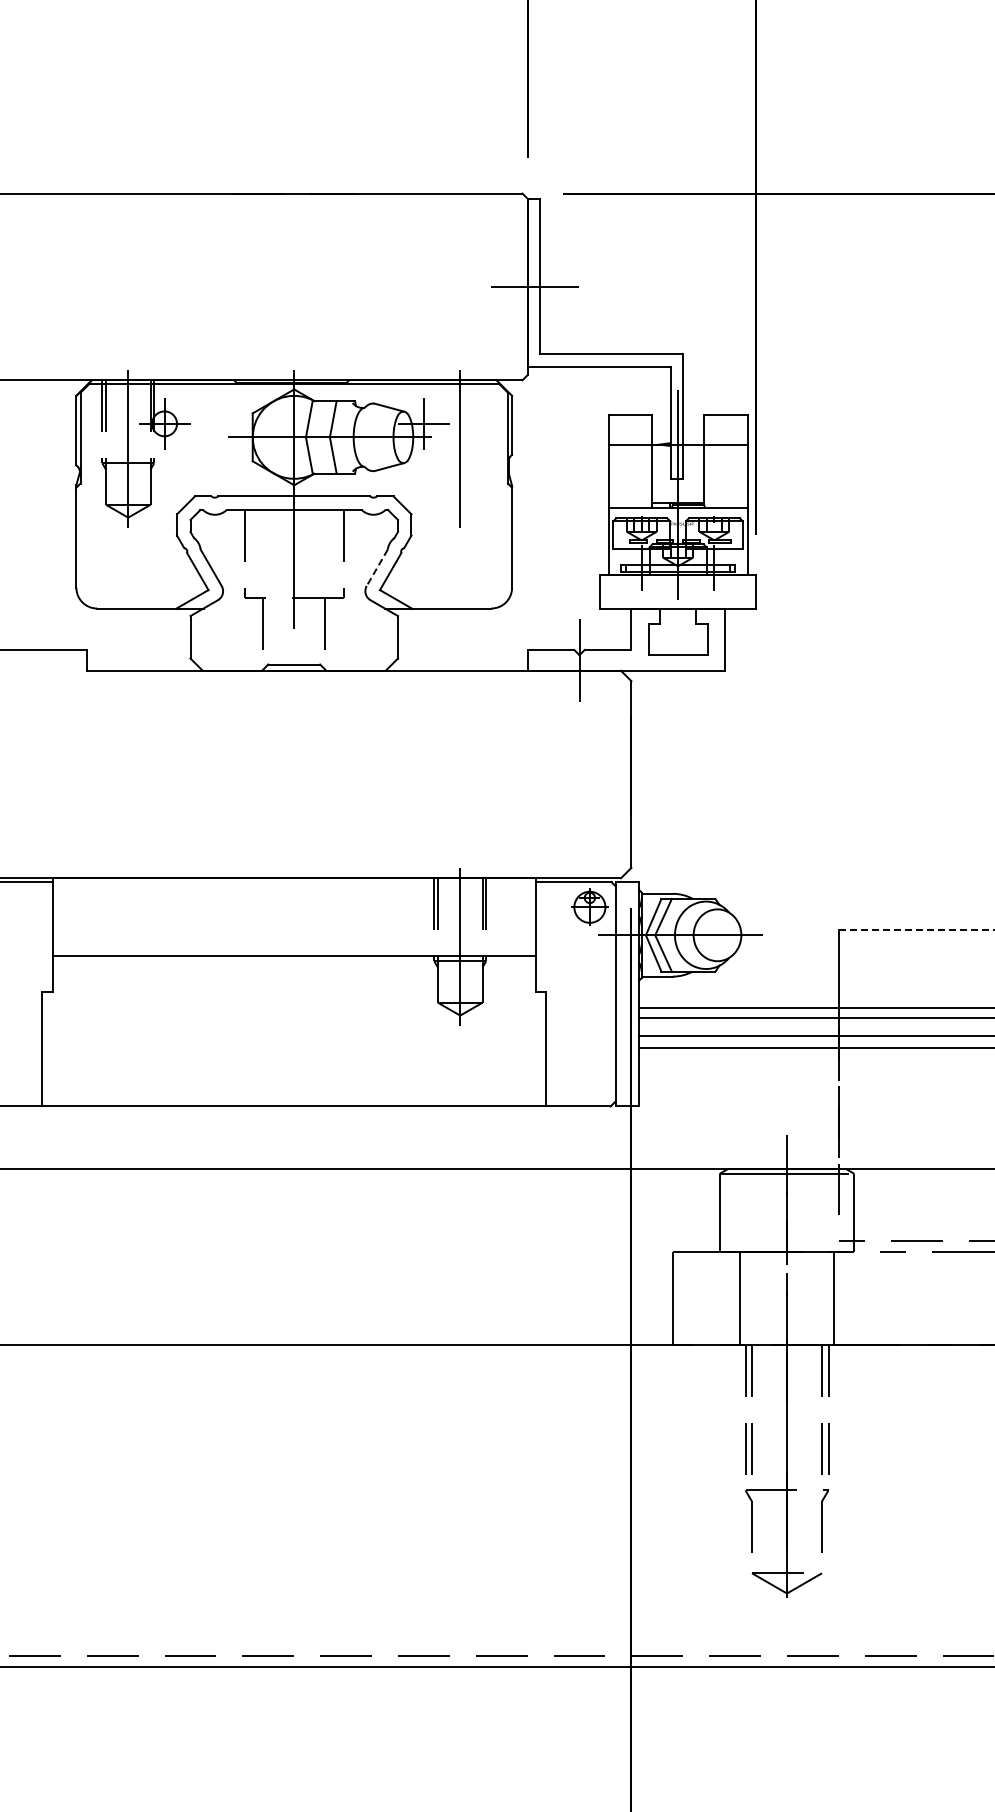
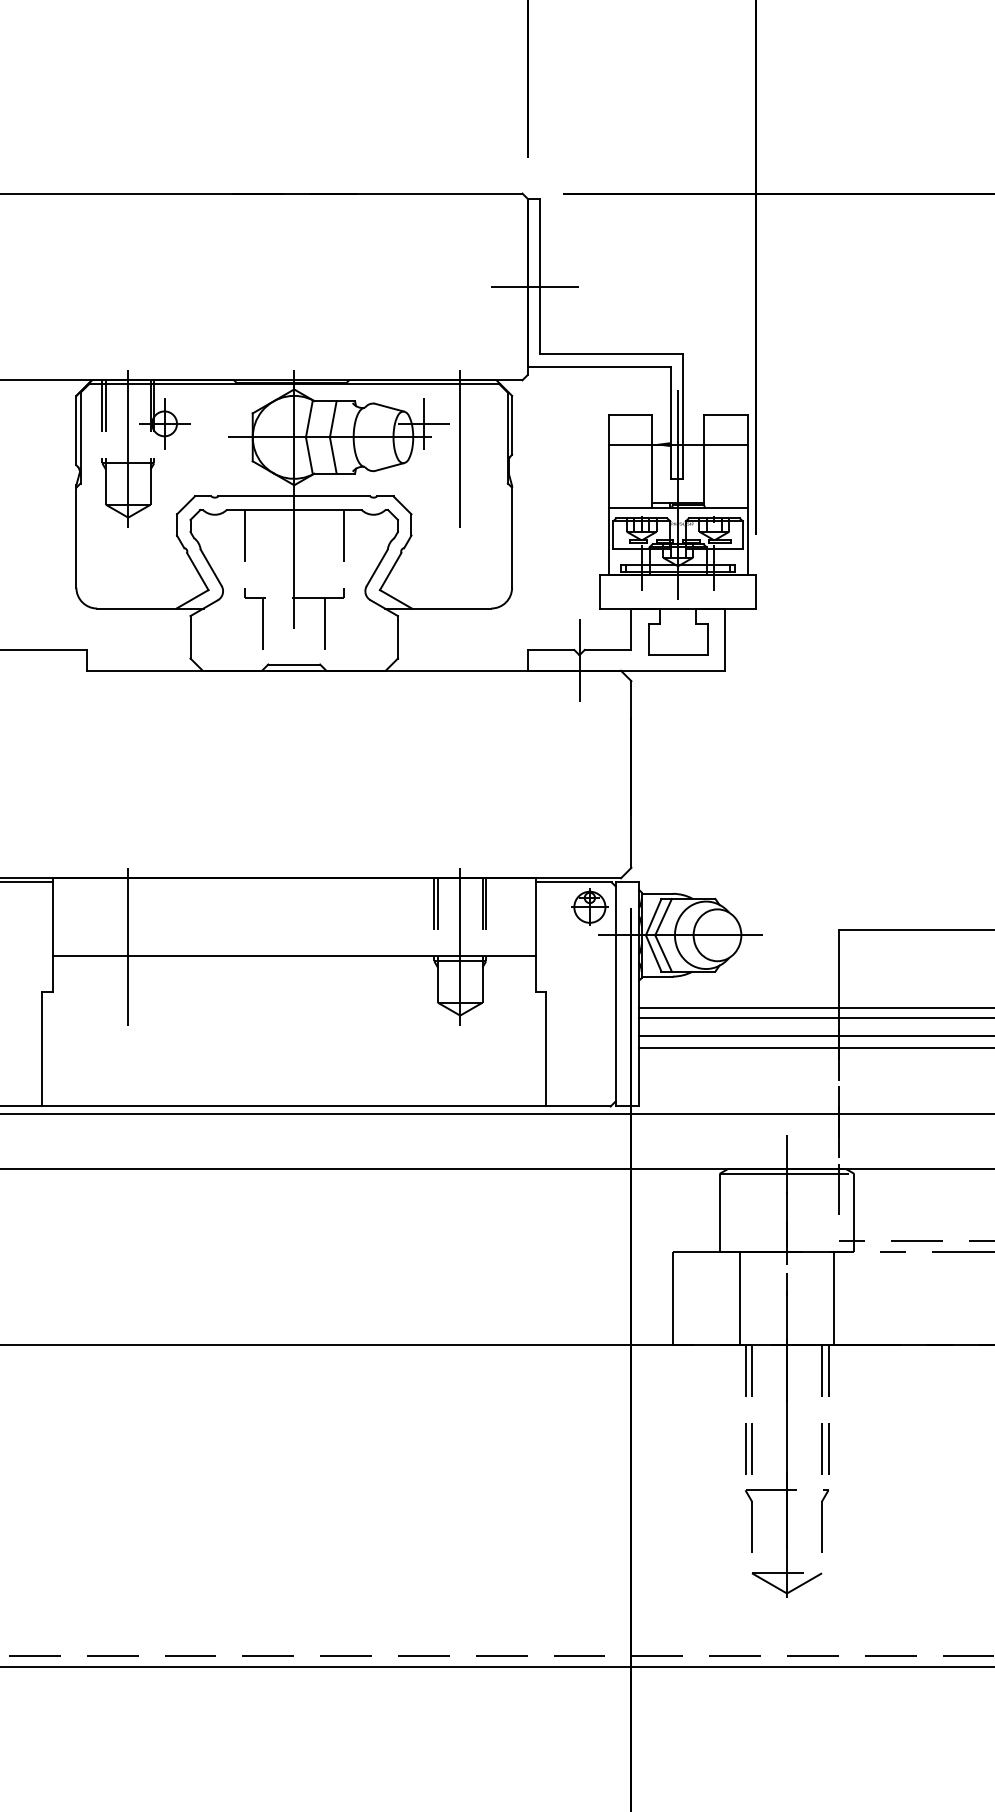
line: dashed -> solid (377, 568)
line: dashed -> solid (916, 930)
line: none -> present (128, 946)
line: none -> present (496, 1114)
